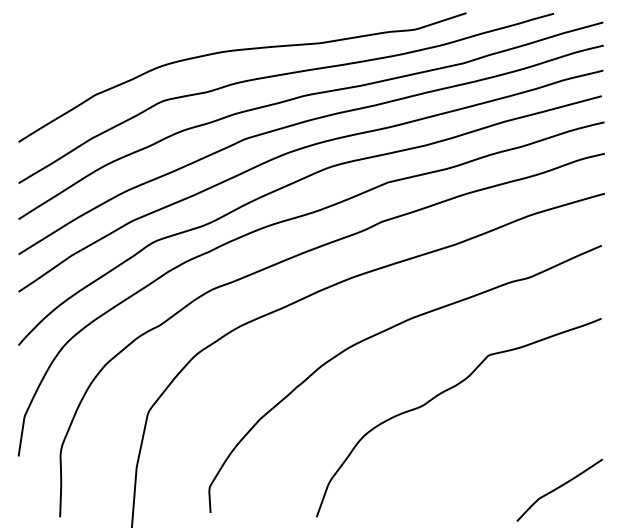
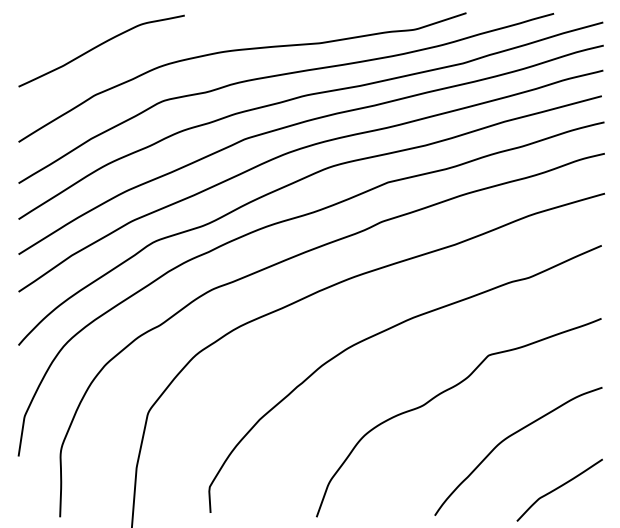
curve: none -> present (99, 46)
curve: none -> present (508, 438)
